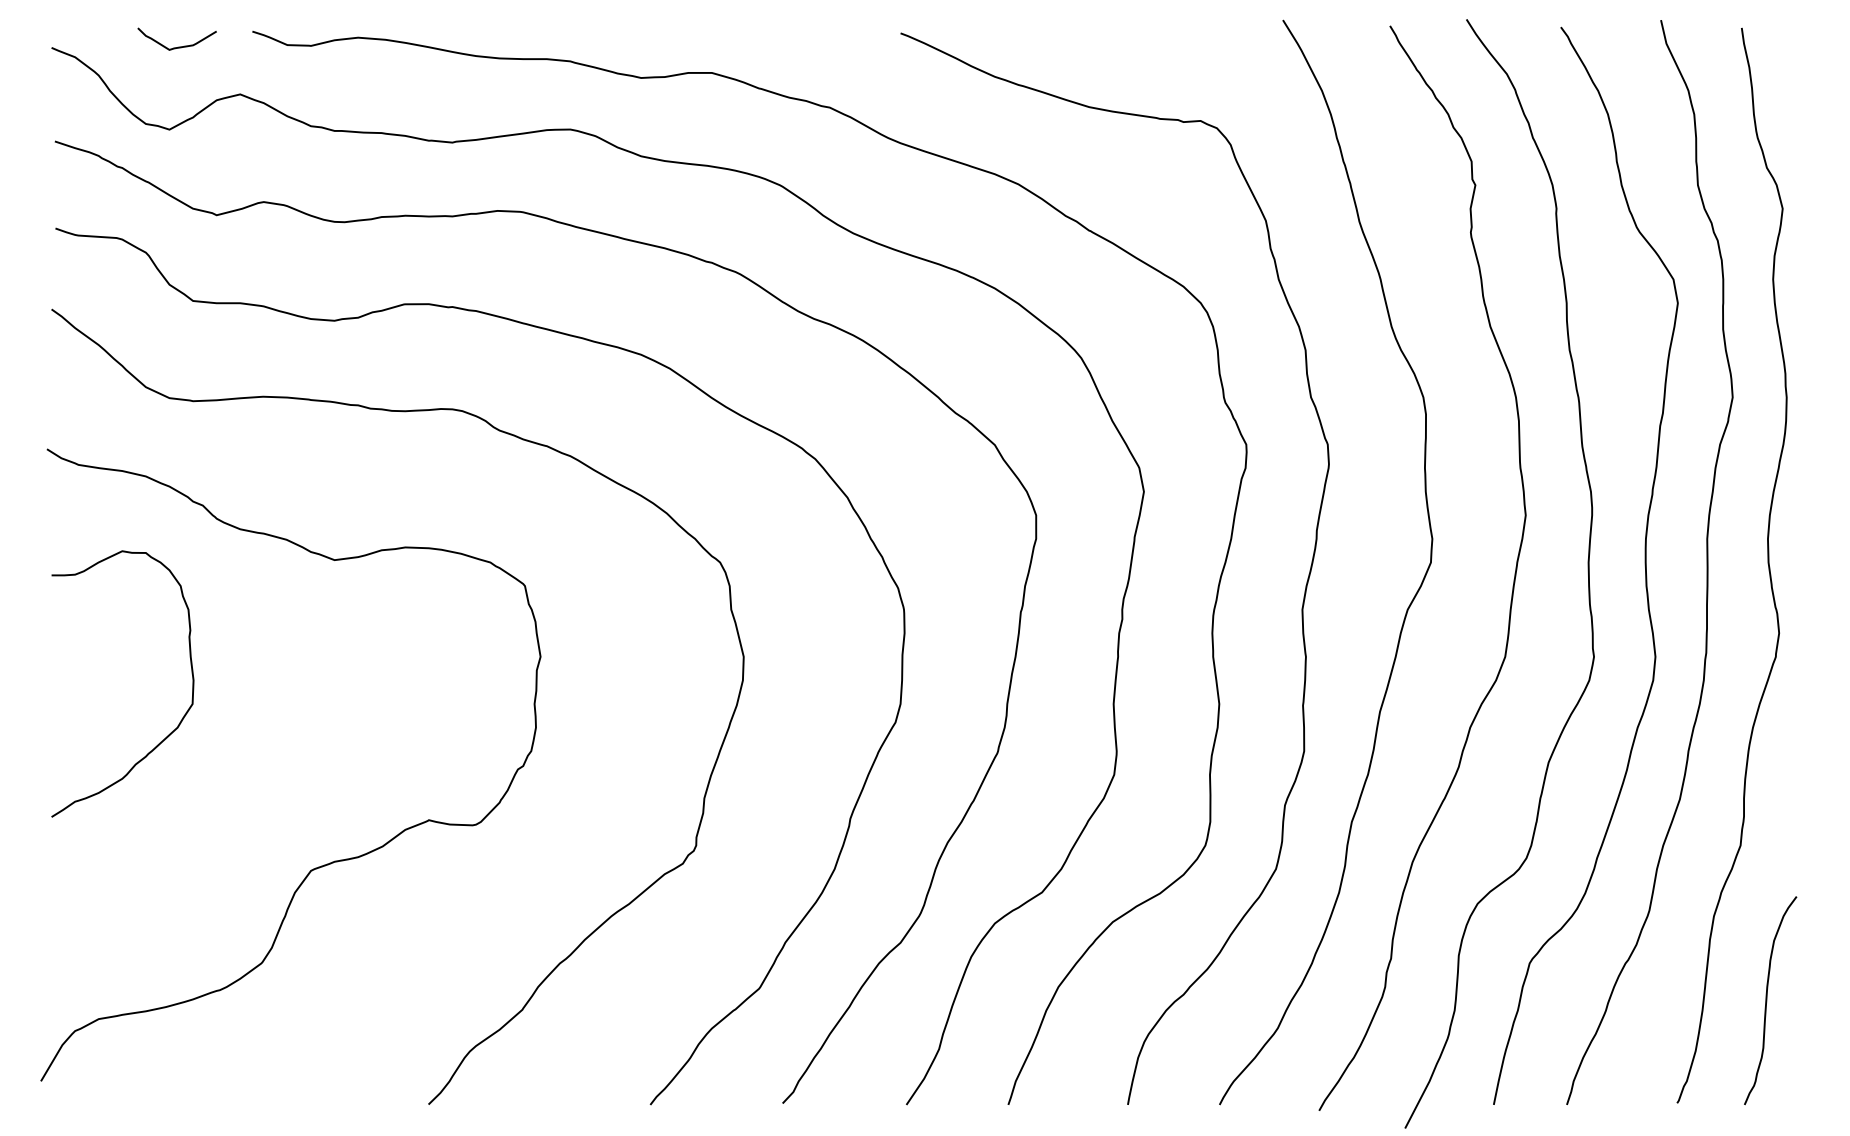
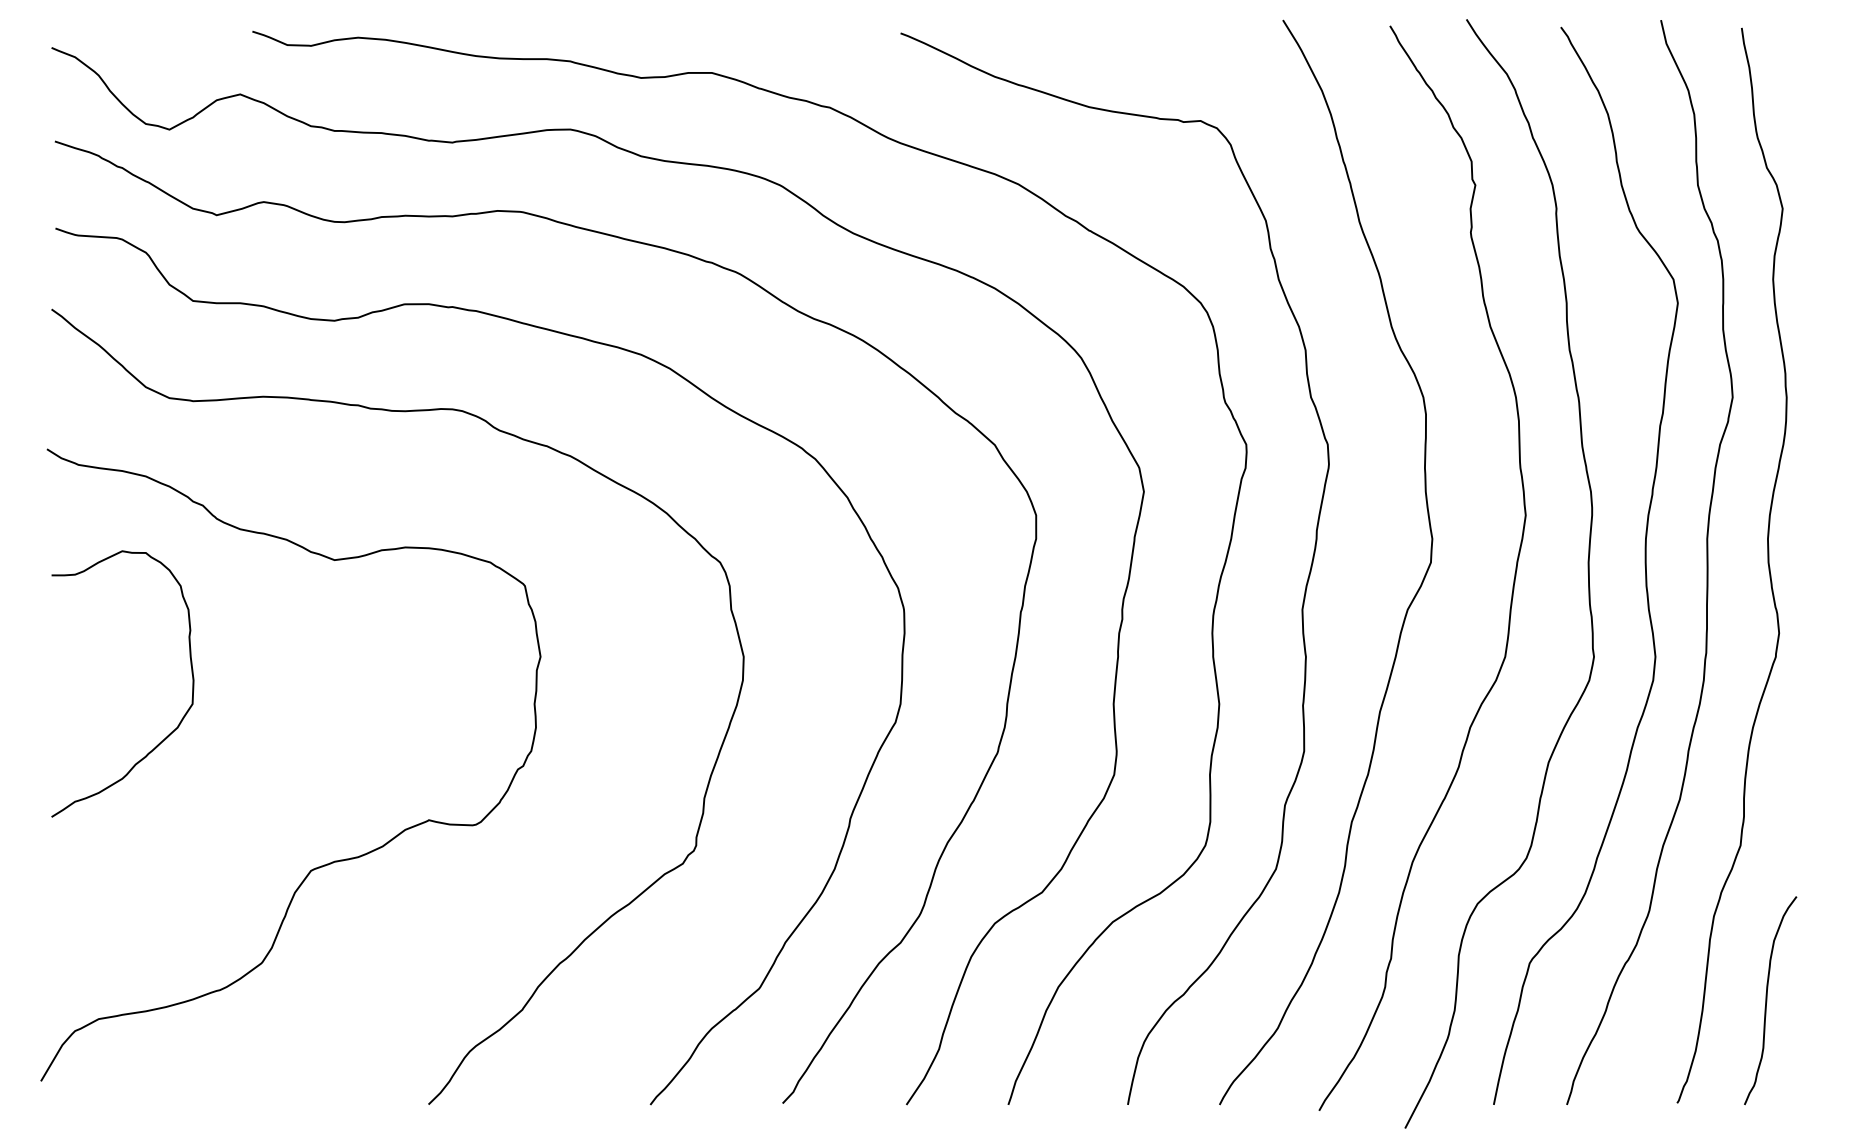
curve: present -> none (178, 46)
